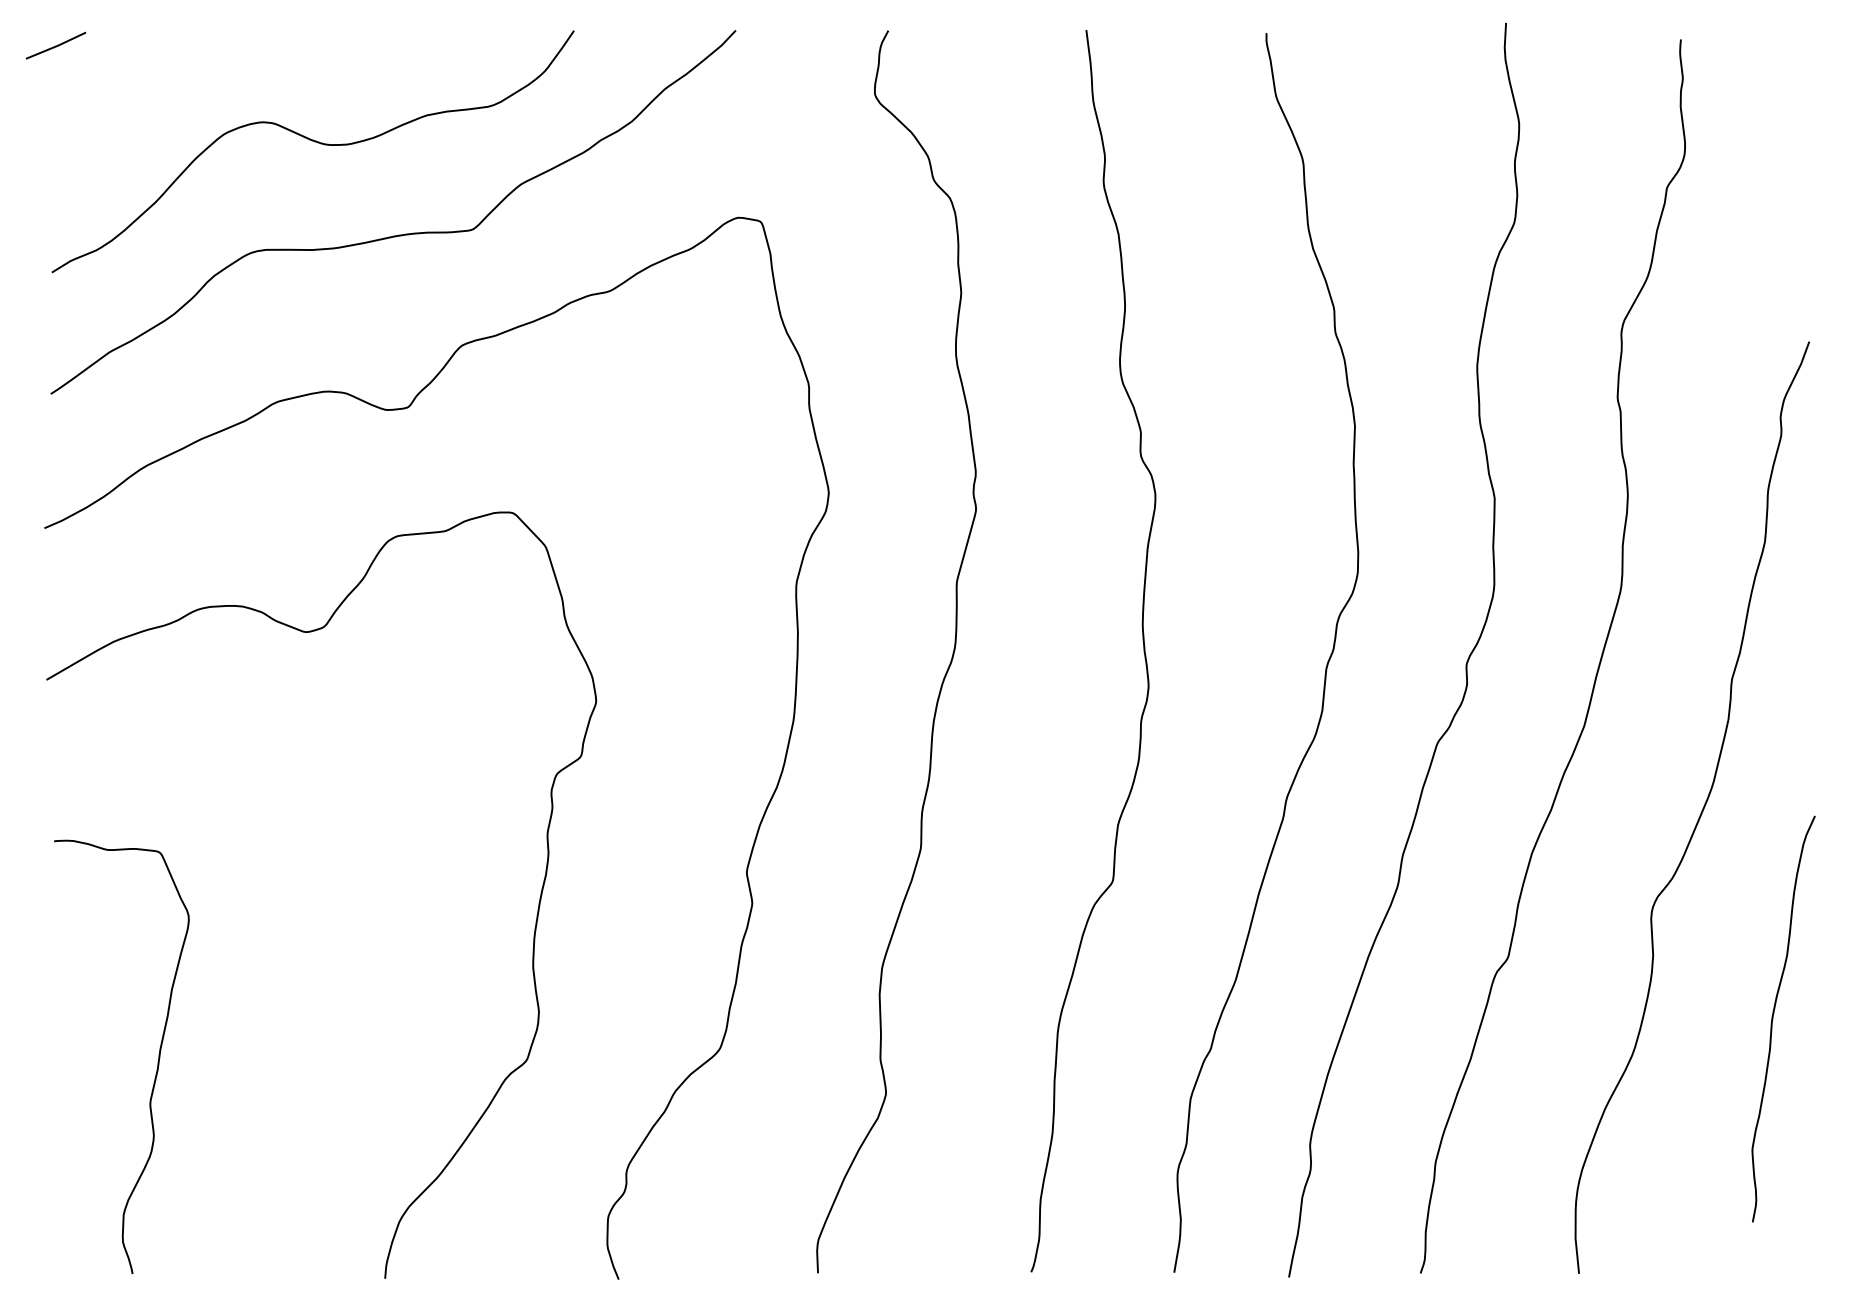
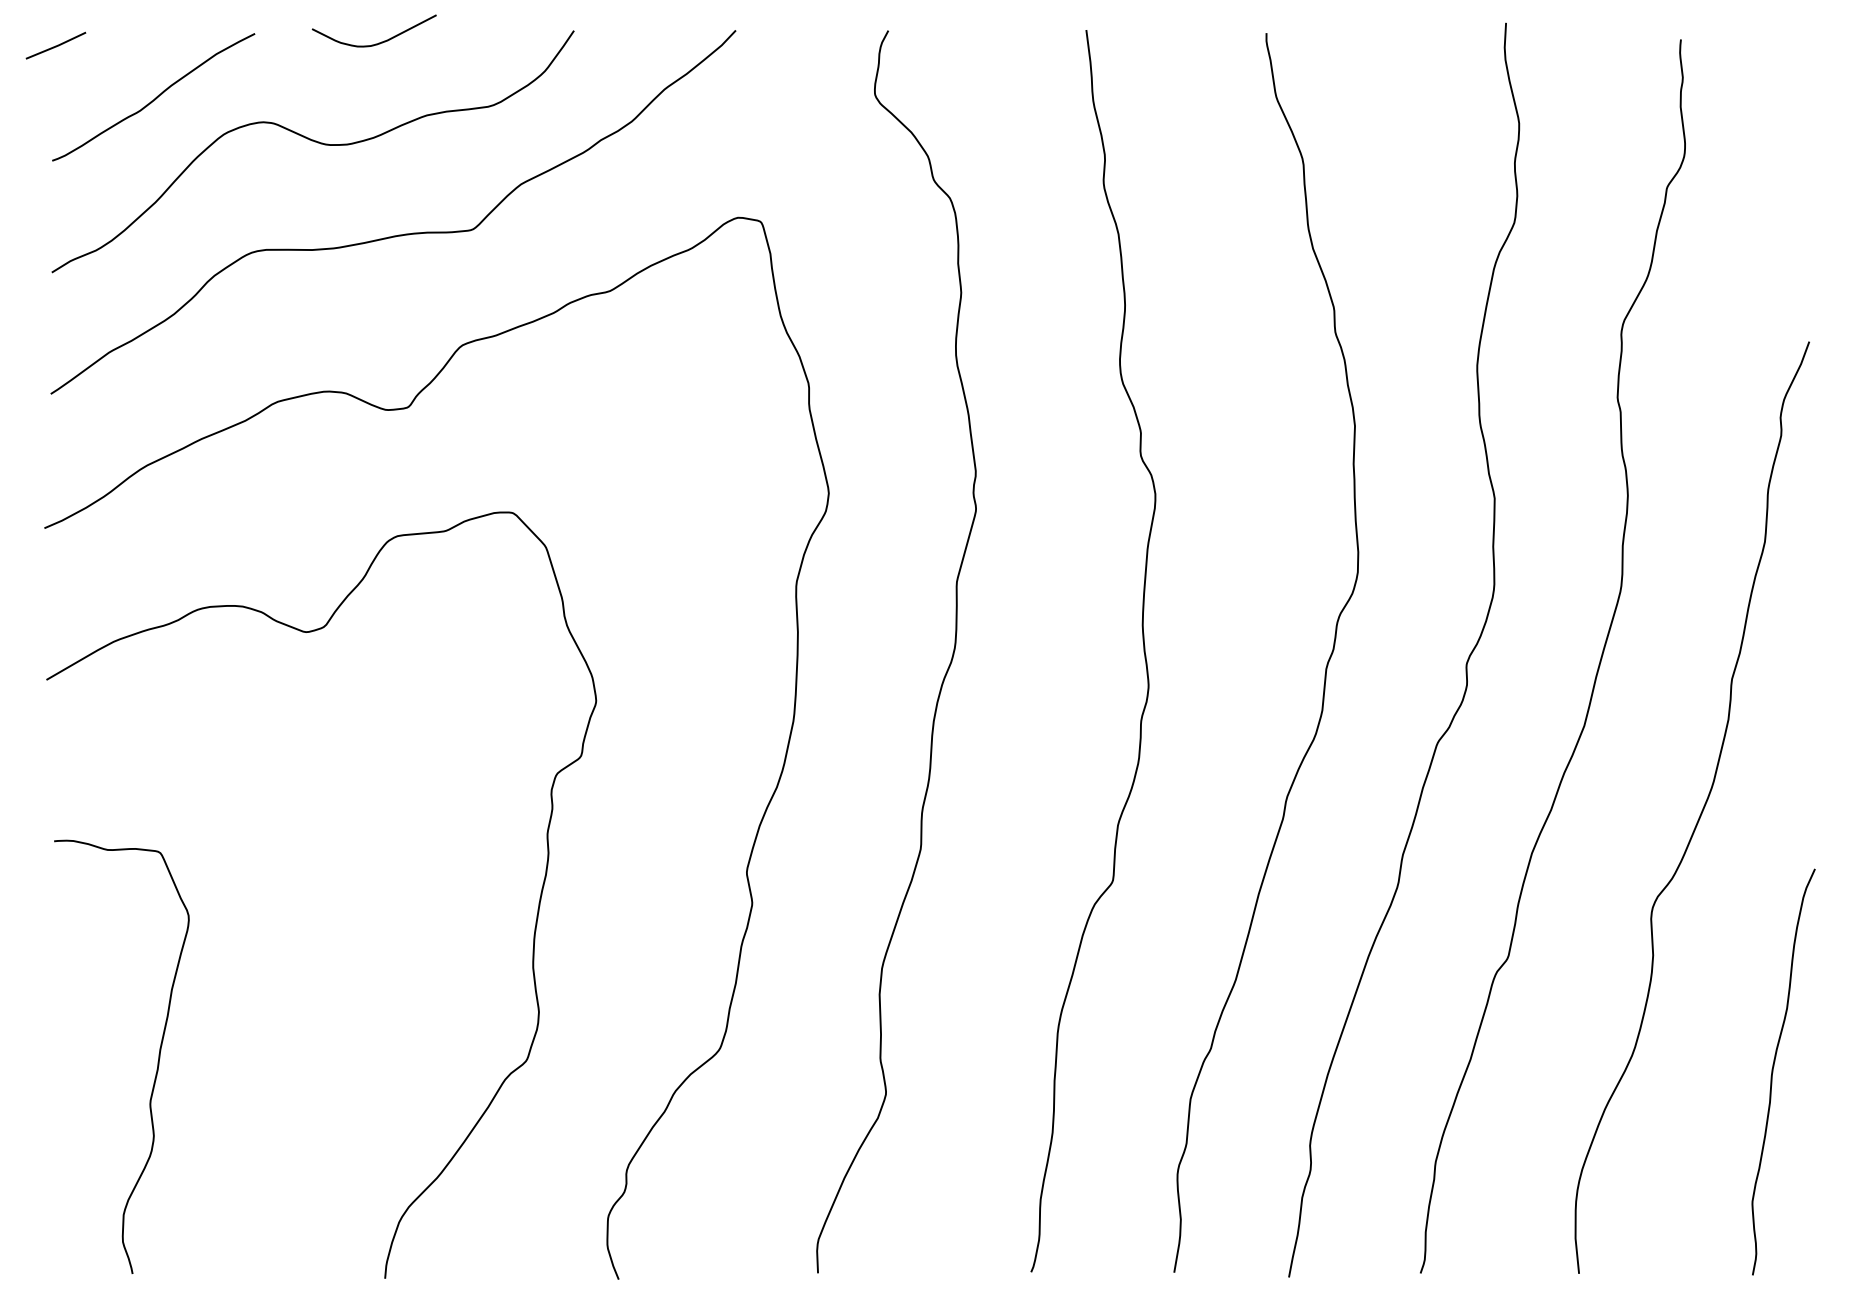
curve: none -> present (378, 42)
curve: none -> present (154, 98)
curve position: (1773, 1018) -> (1773, 1071) (1773, 1071)
